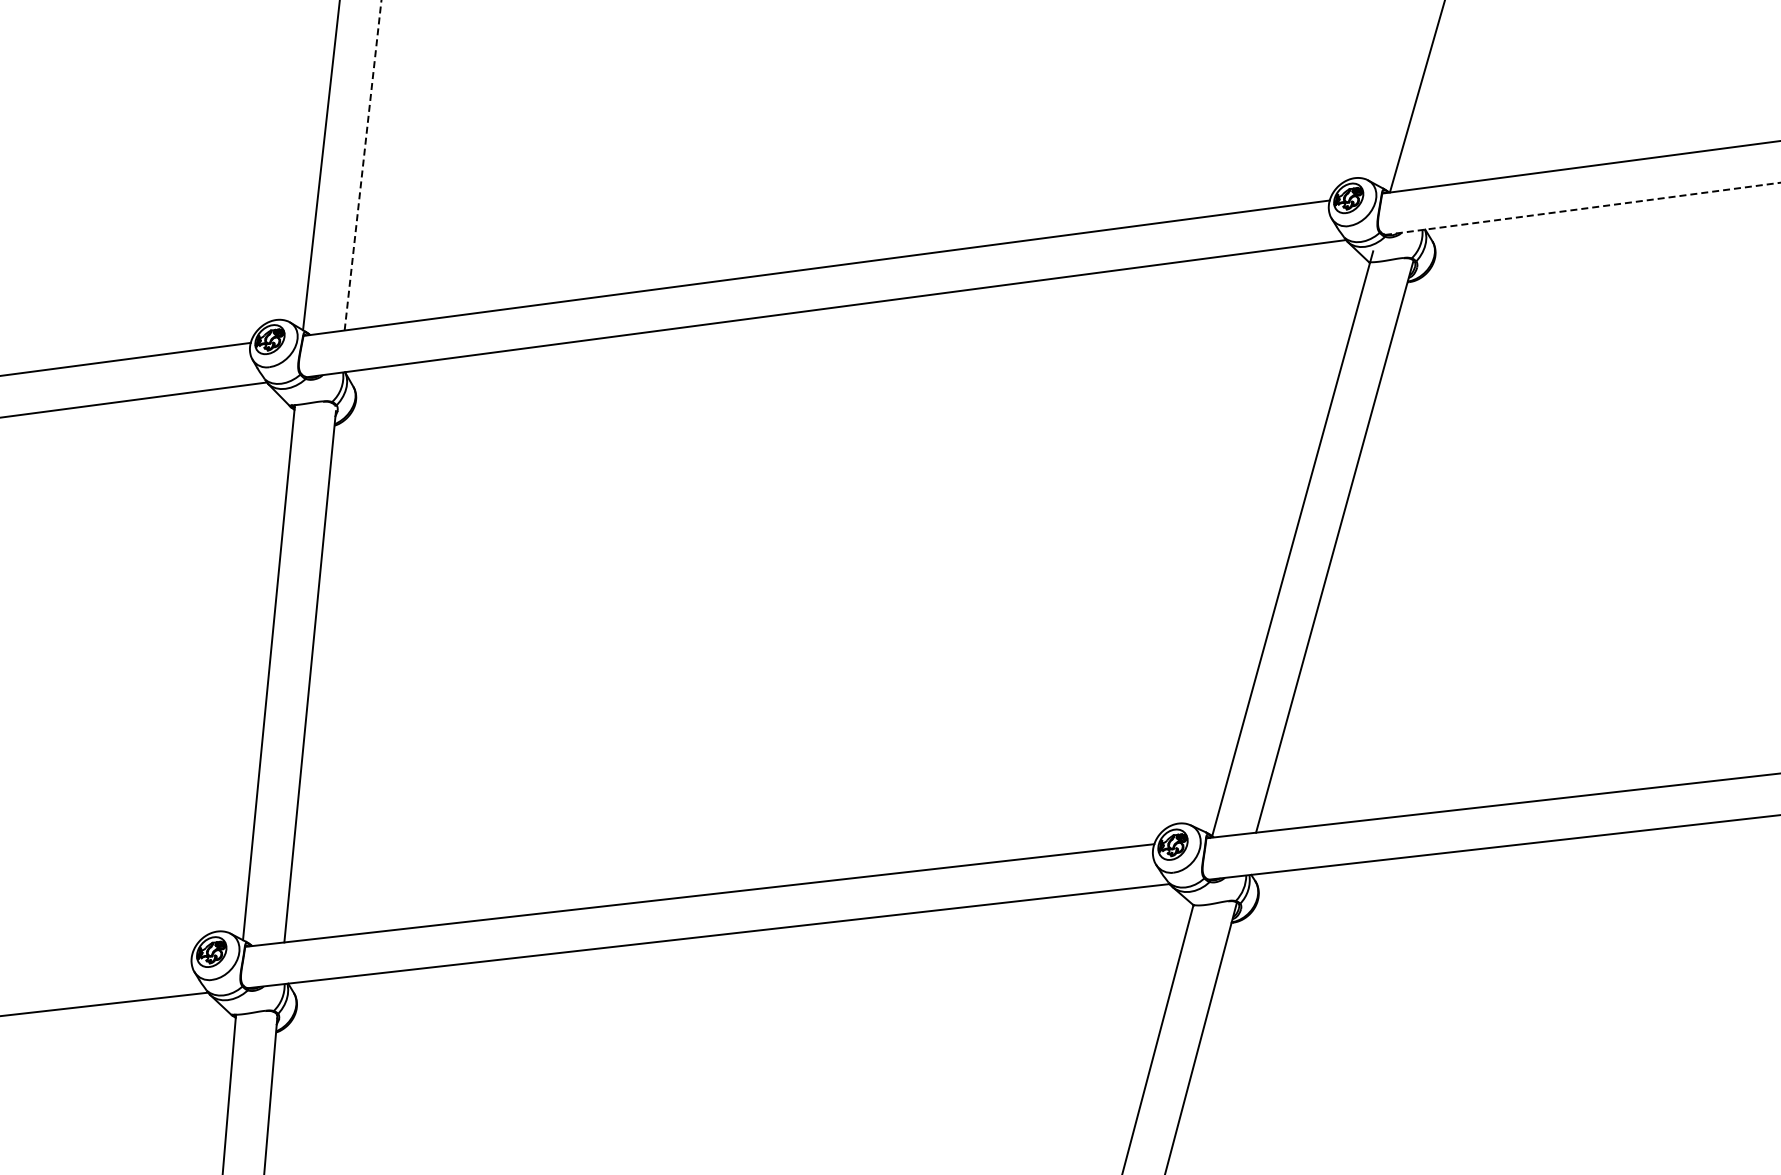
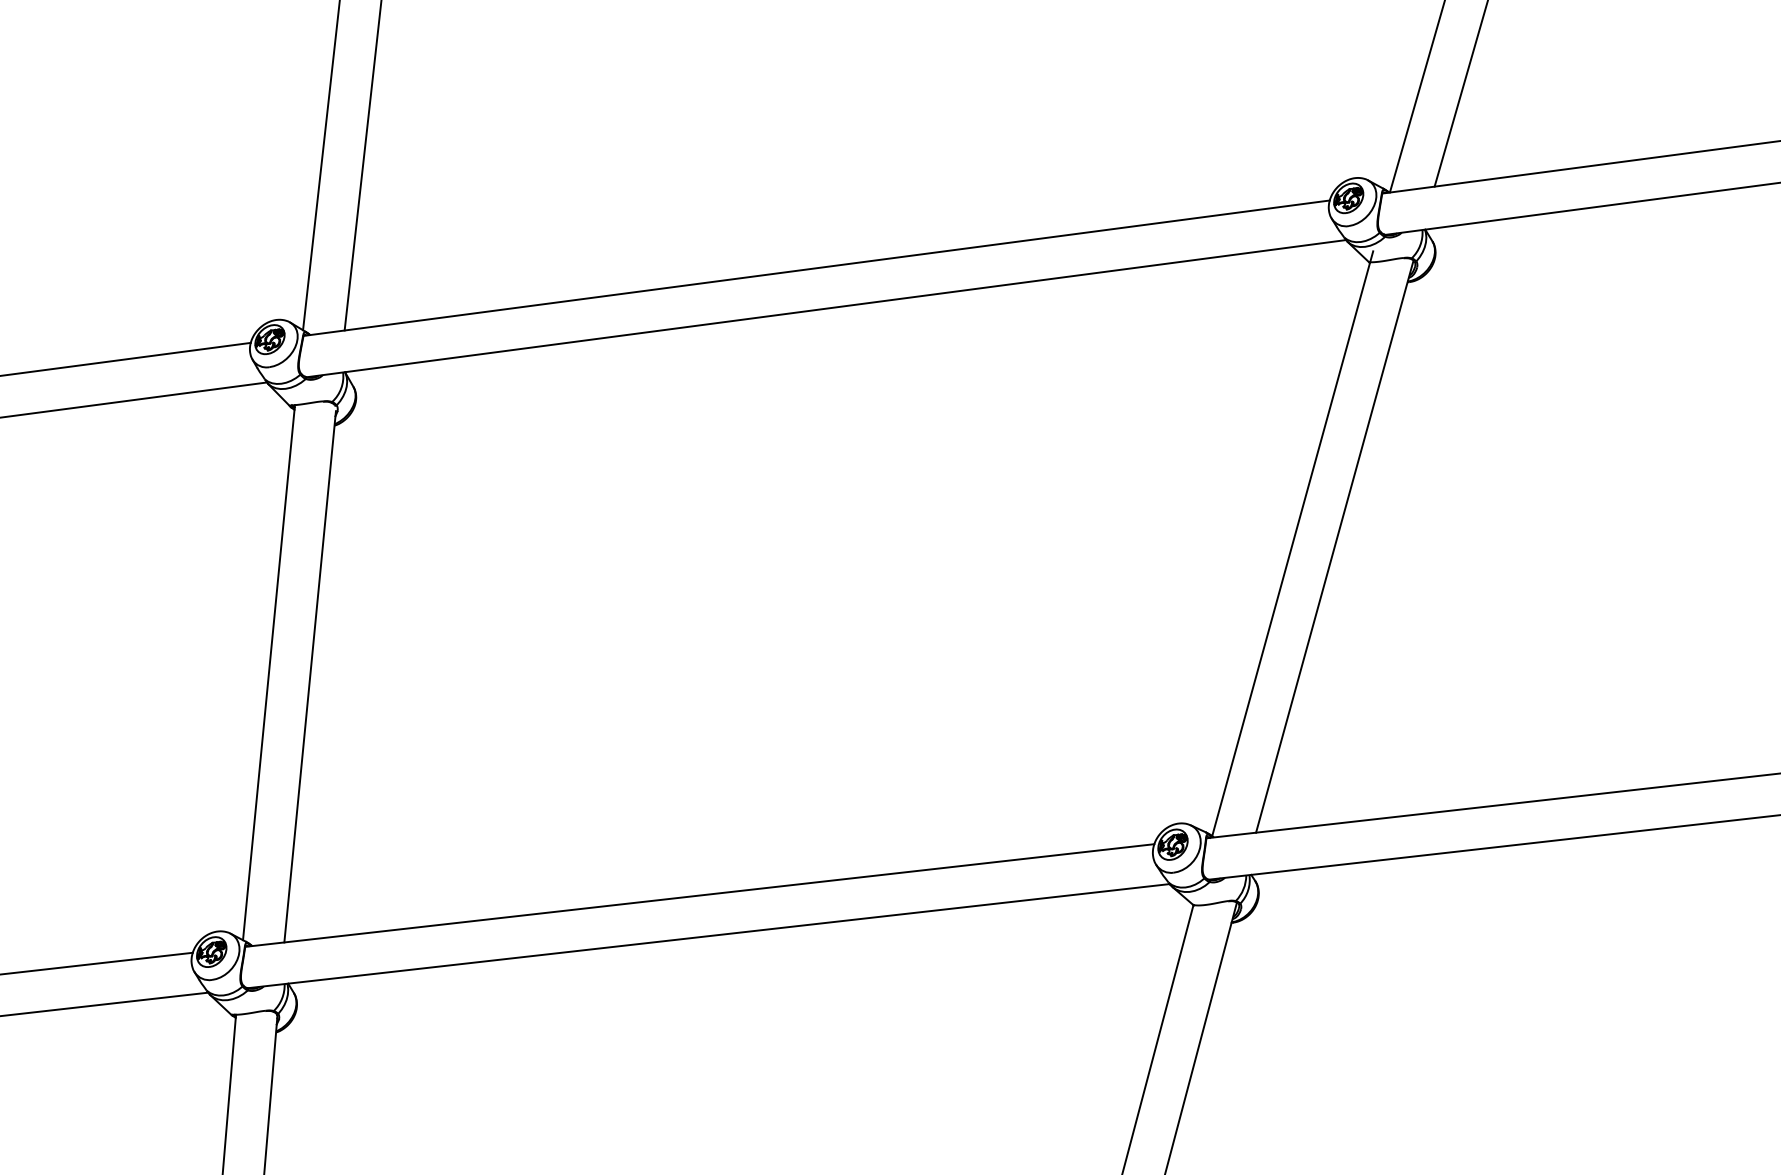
line: none -> present (1460, 94)
line: dashed -> solid (363, 165)
line: dashed -> solid (1583, 208)
line: none -> present (97, 963)
